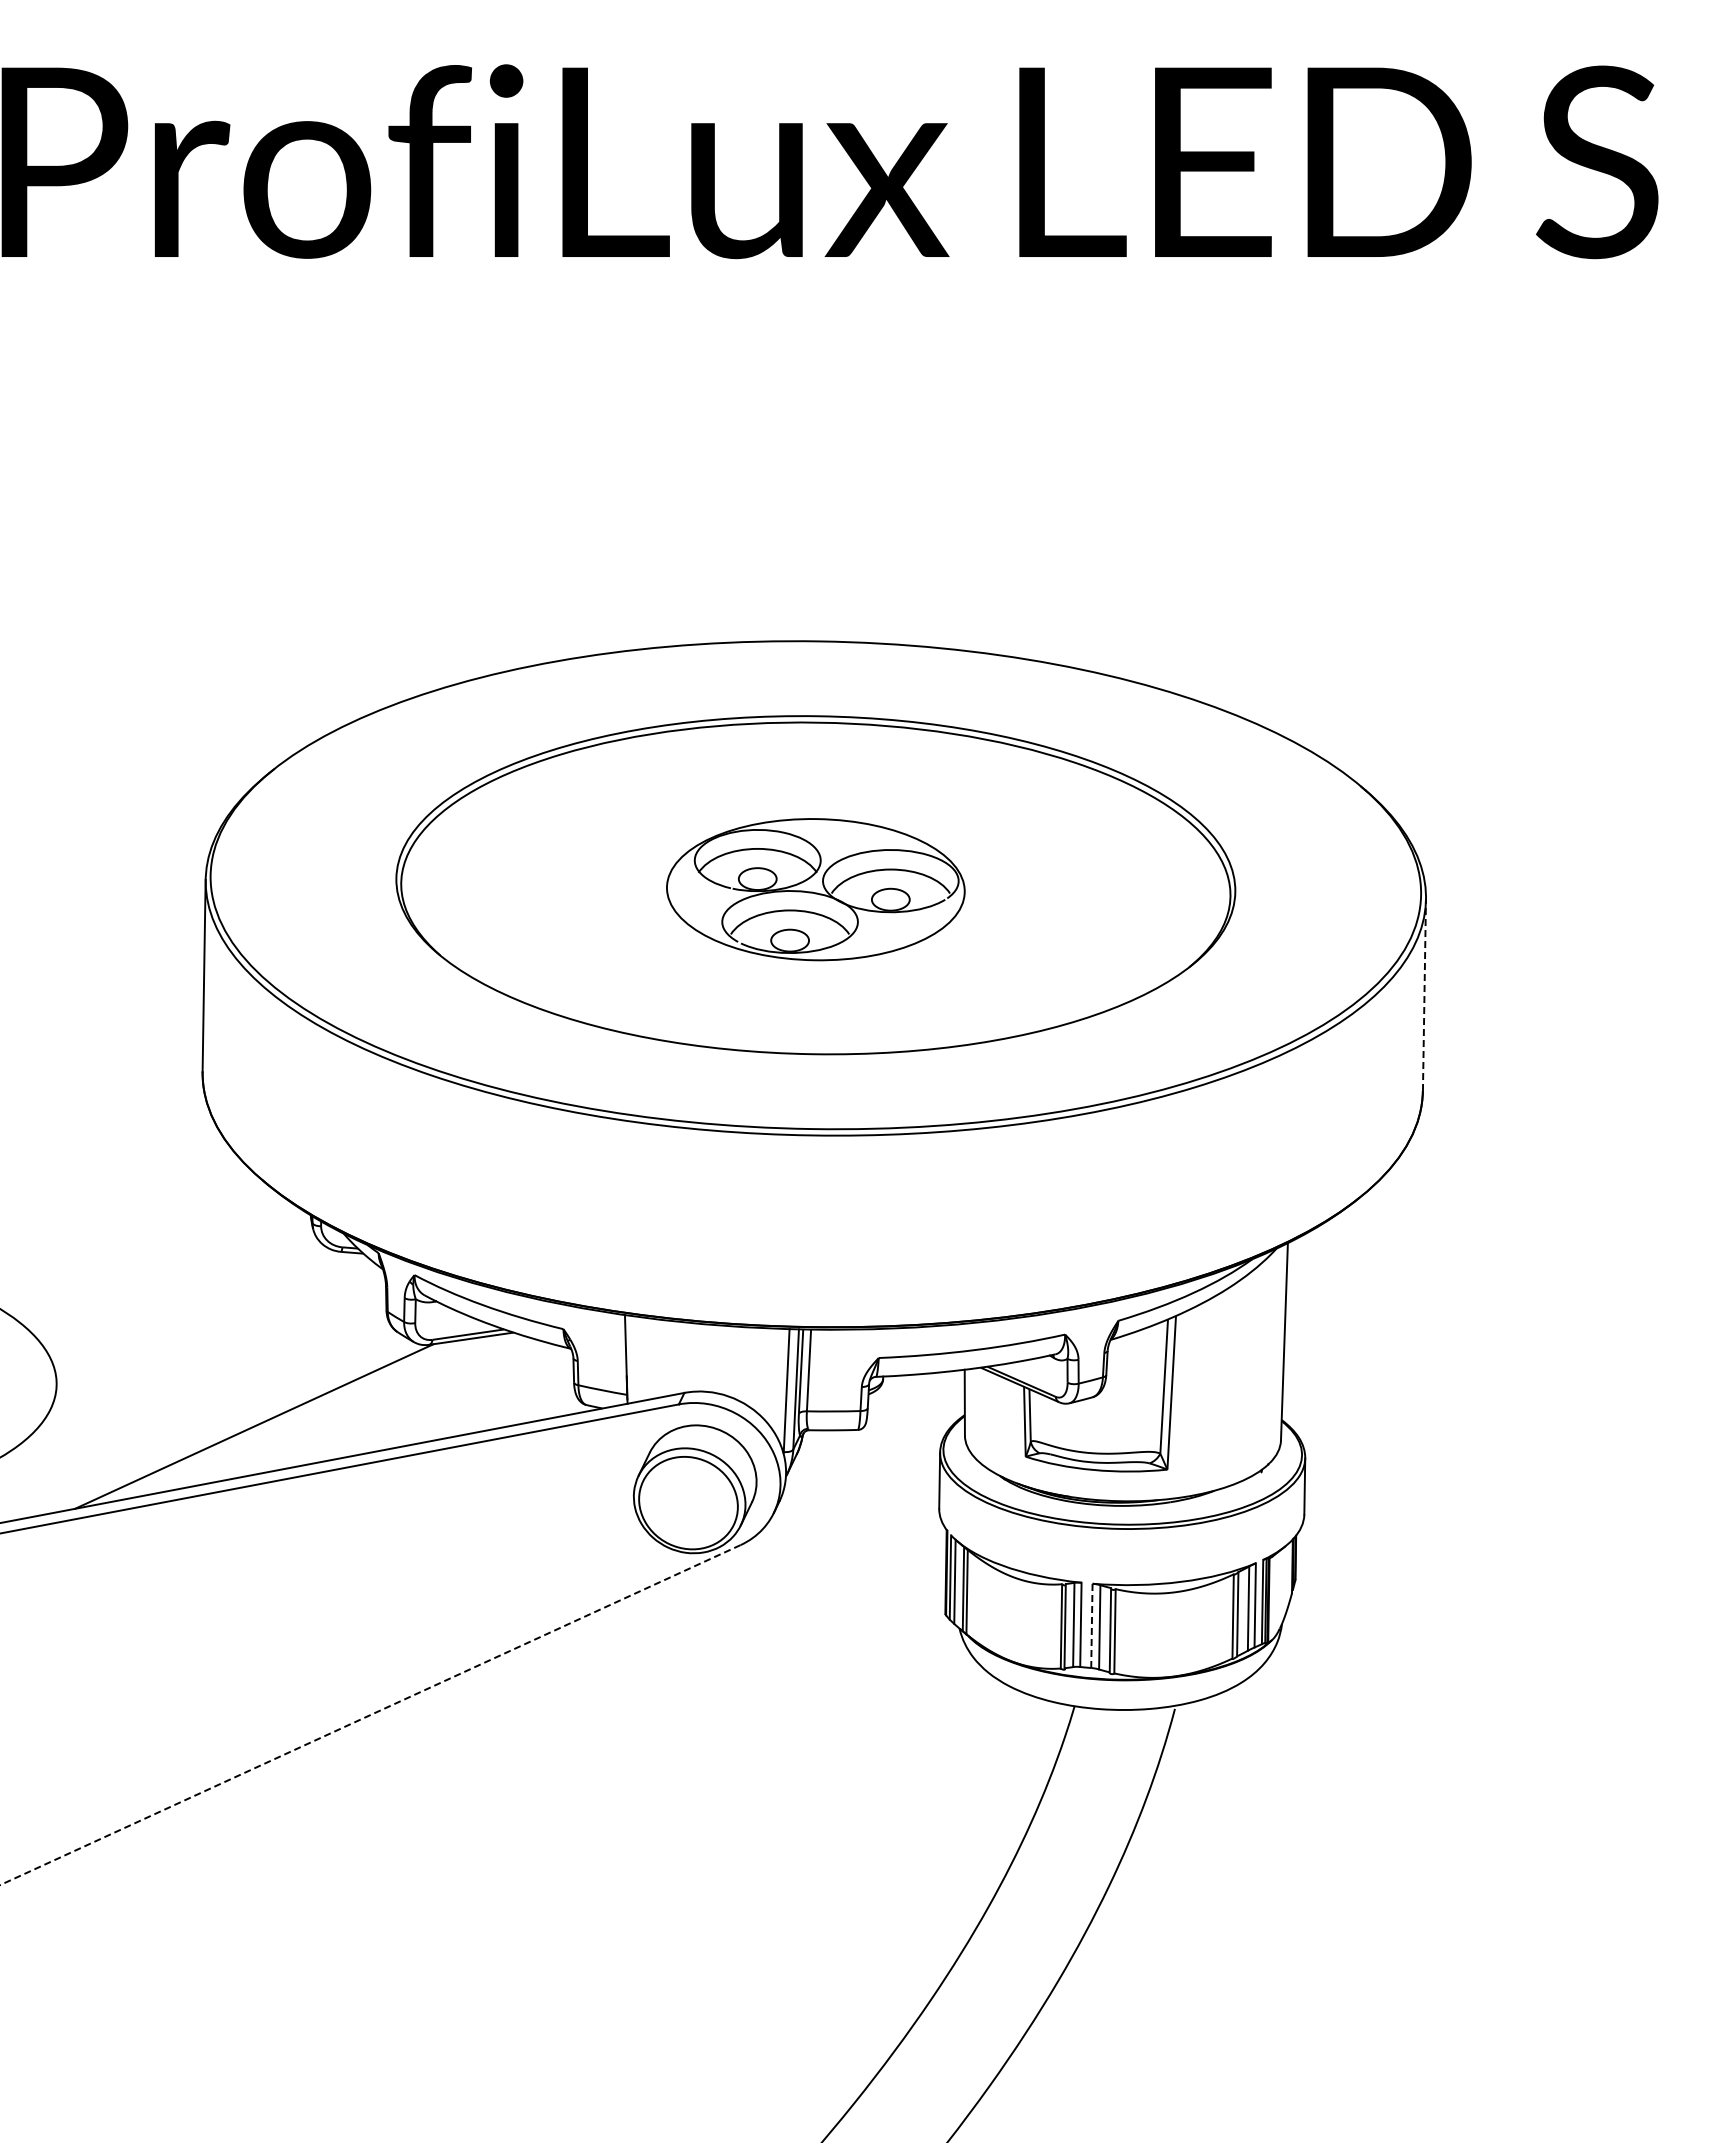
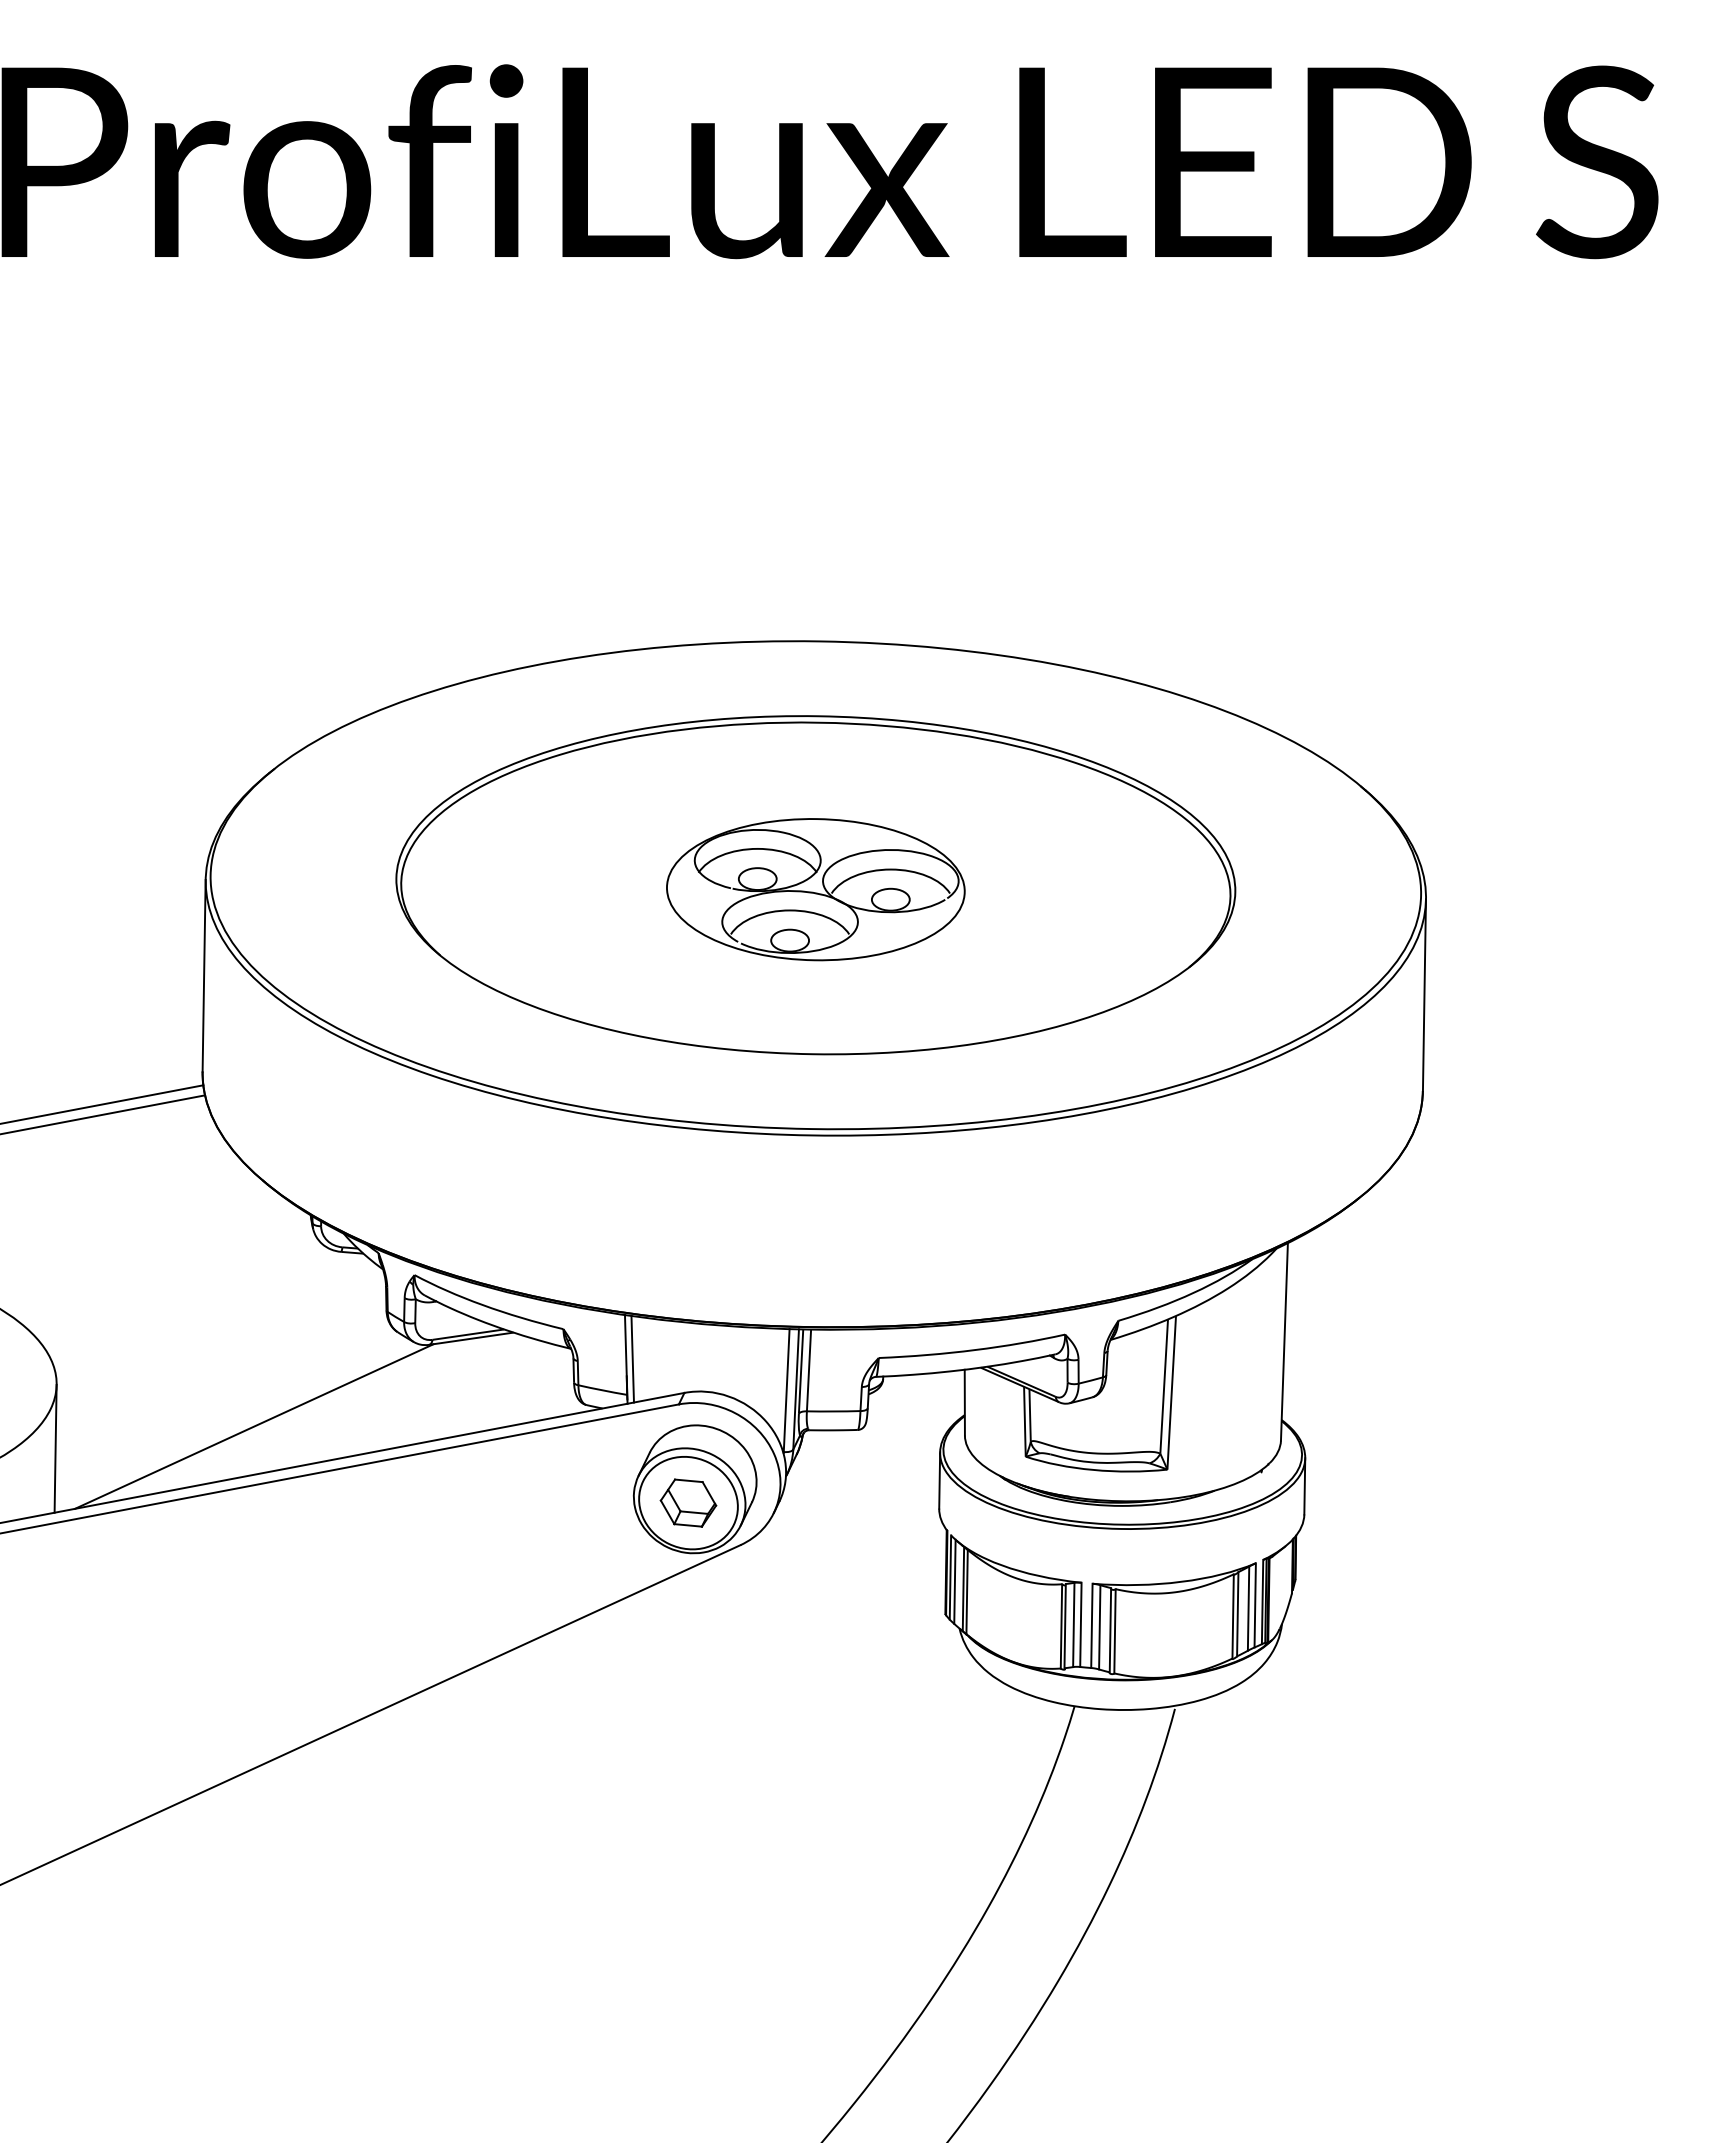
line: dashed -> solid (1424, 995)
line: none -> present (102, 1104)
line: none -> present (103, 1114)
line: none -> present (632, 1359)
line: none -> present (55, 1448)
part: none -> present (688, 1502)
line: dashed -> solid (1091, 1625)
line: dashed -> solid (370, 1714)
